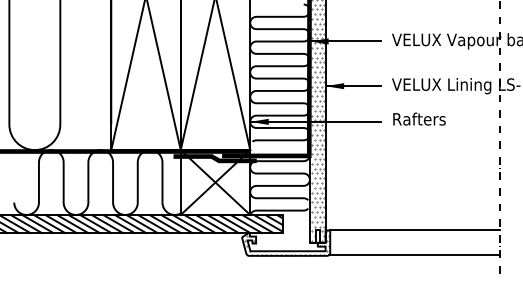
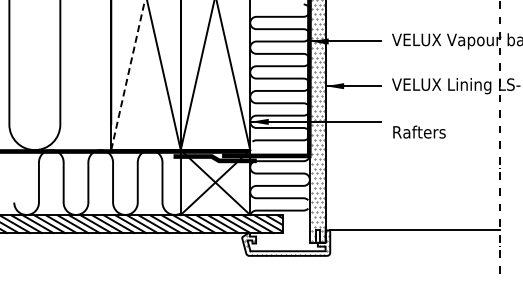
line: solid -> dashed (128, 75)
text position: (419, 118) -> (419, 131) (419, 131)
line: present -> none (414, 255)
